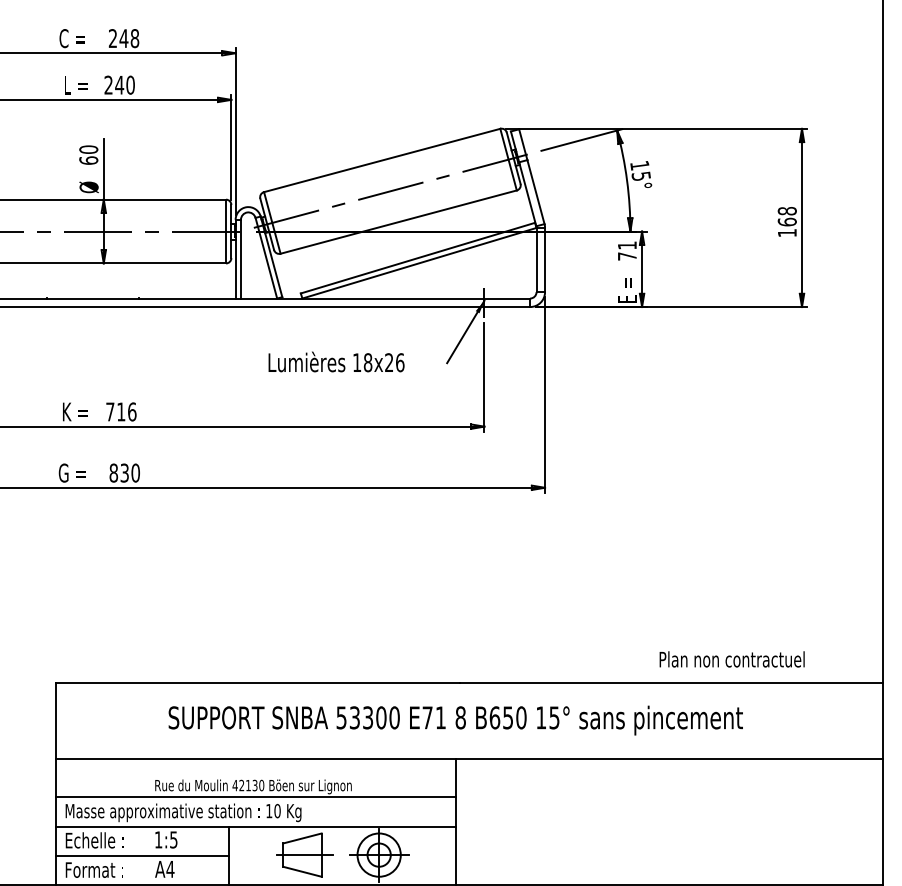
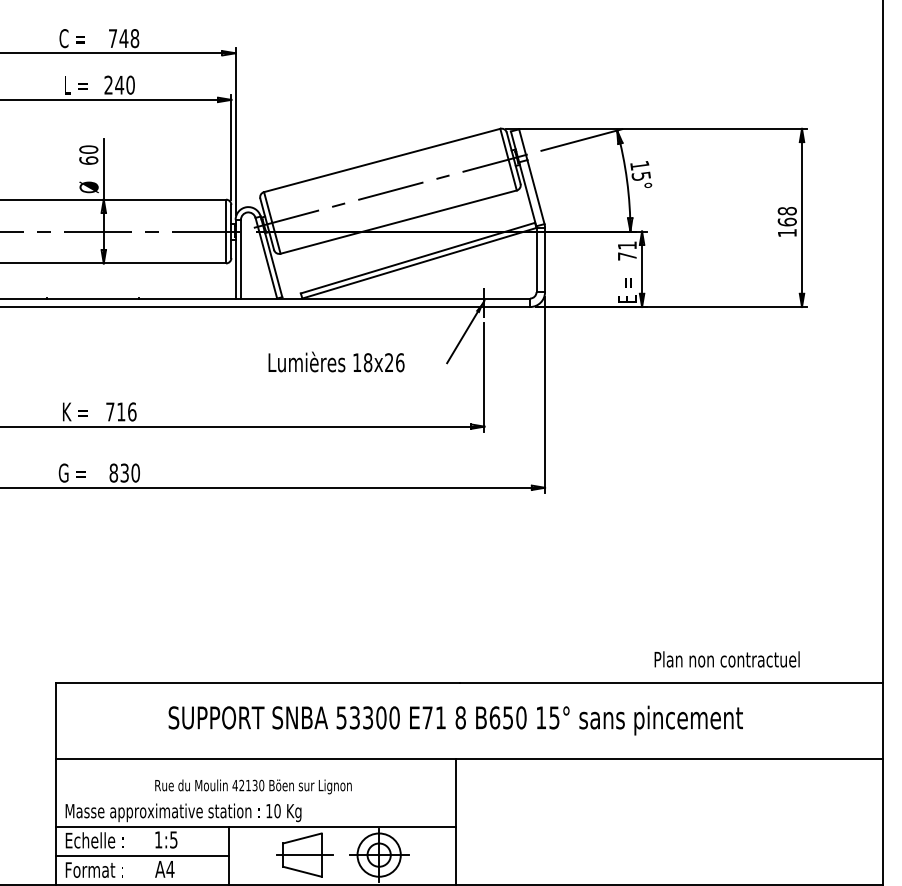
text: 248 -> 748 (112, 38)
text position: (731, 659) -> (726, 659) (726, 659)
line: present -> none (255, 797)
